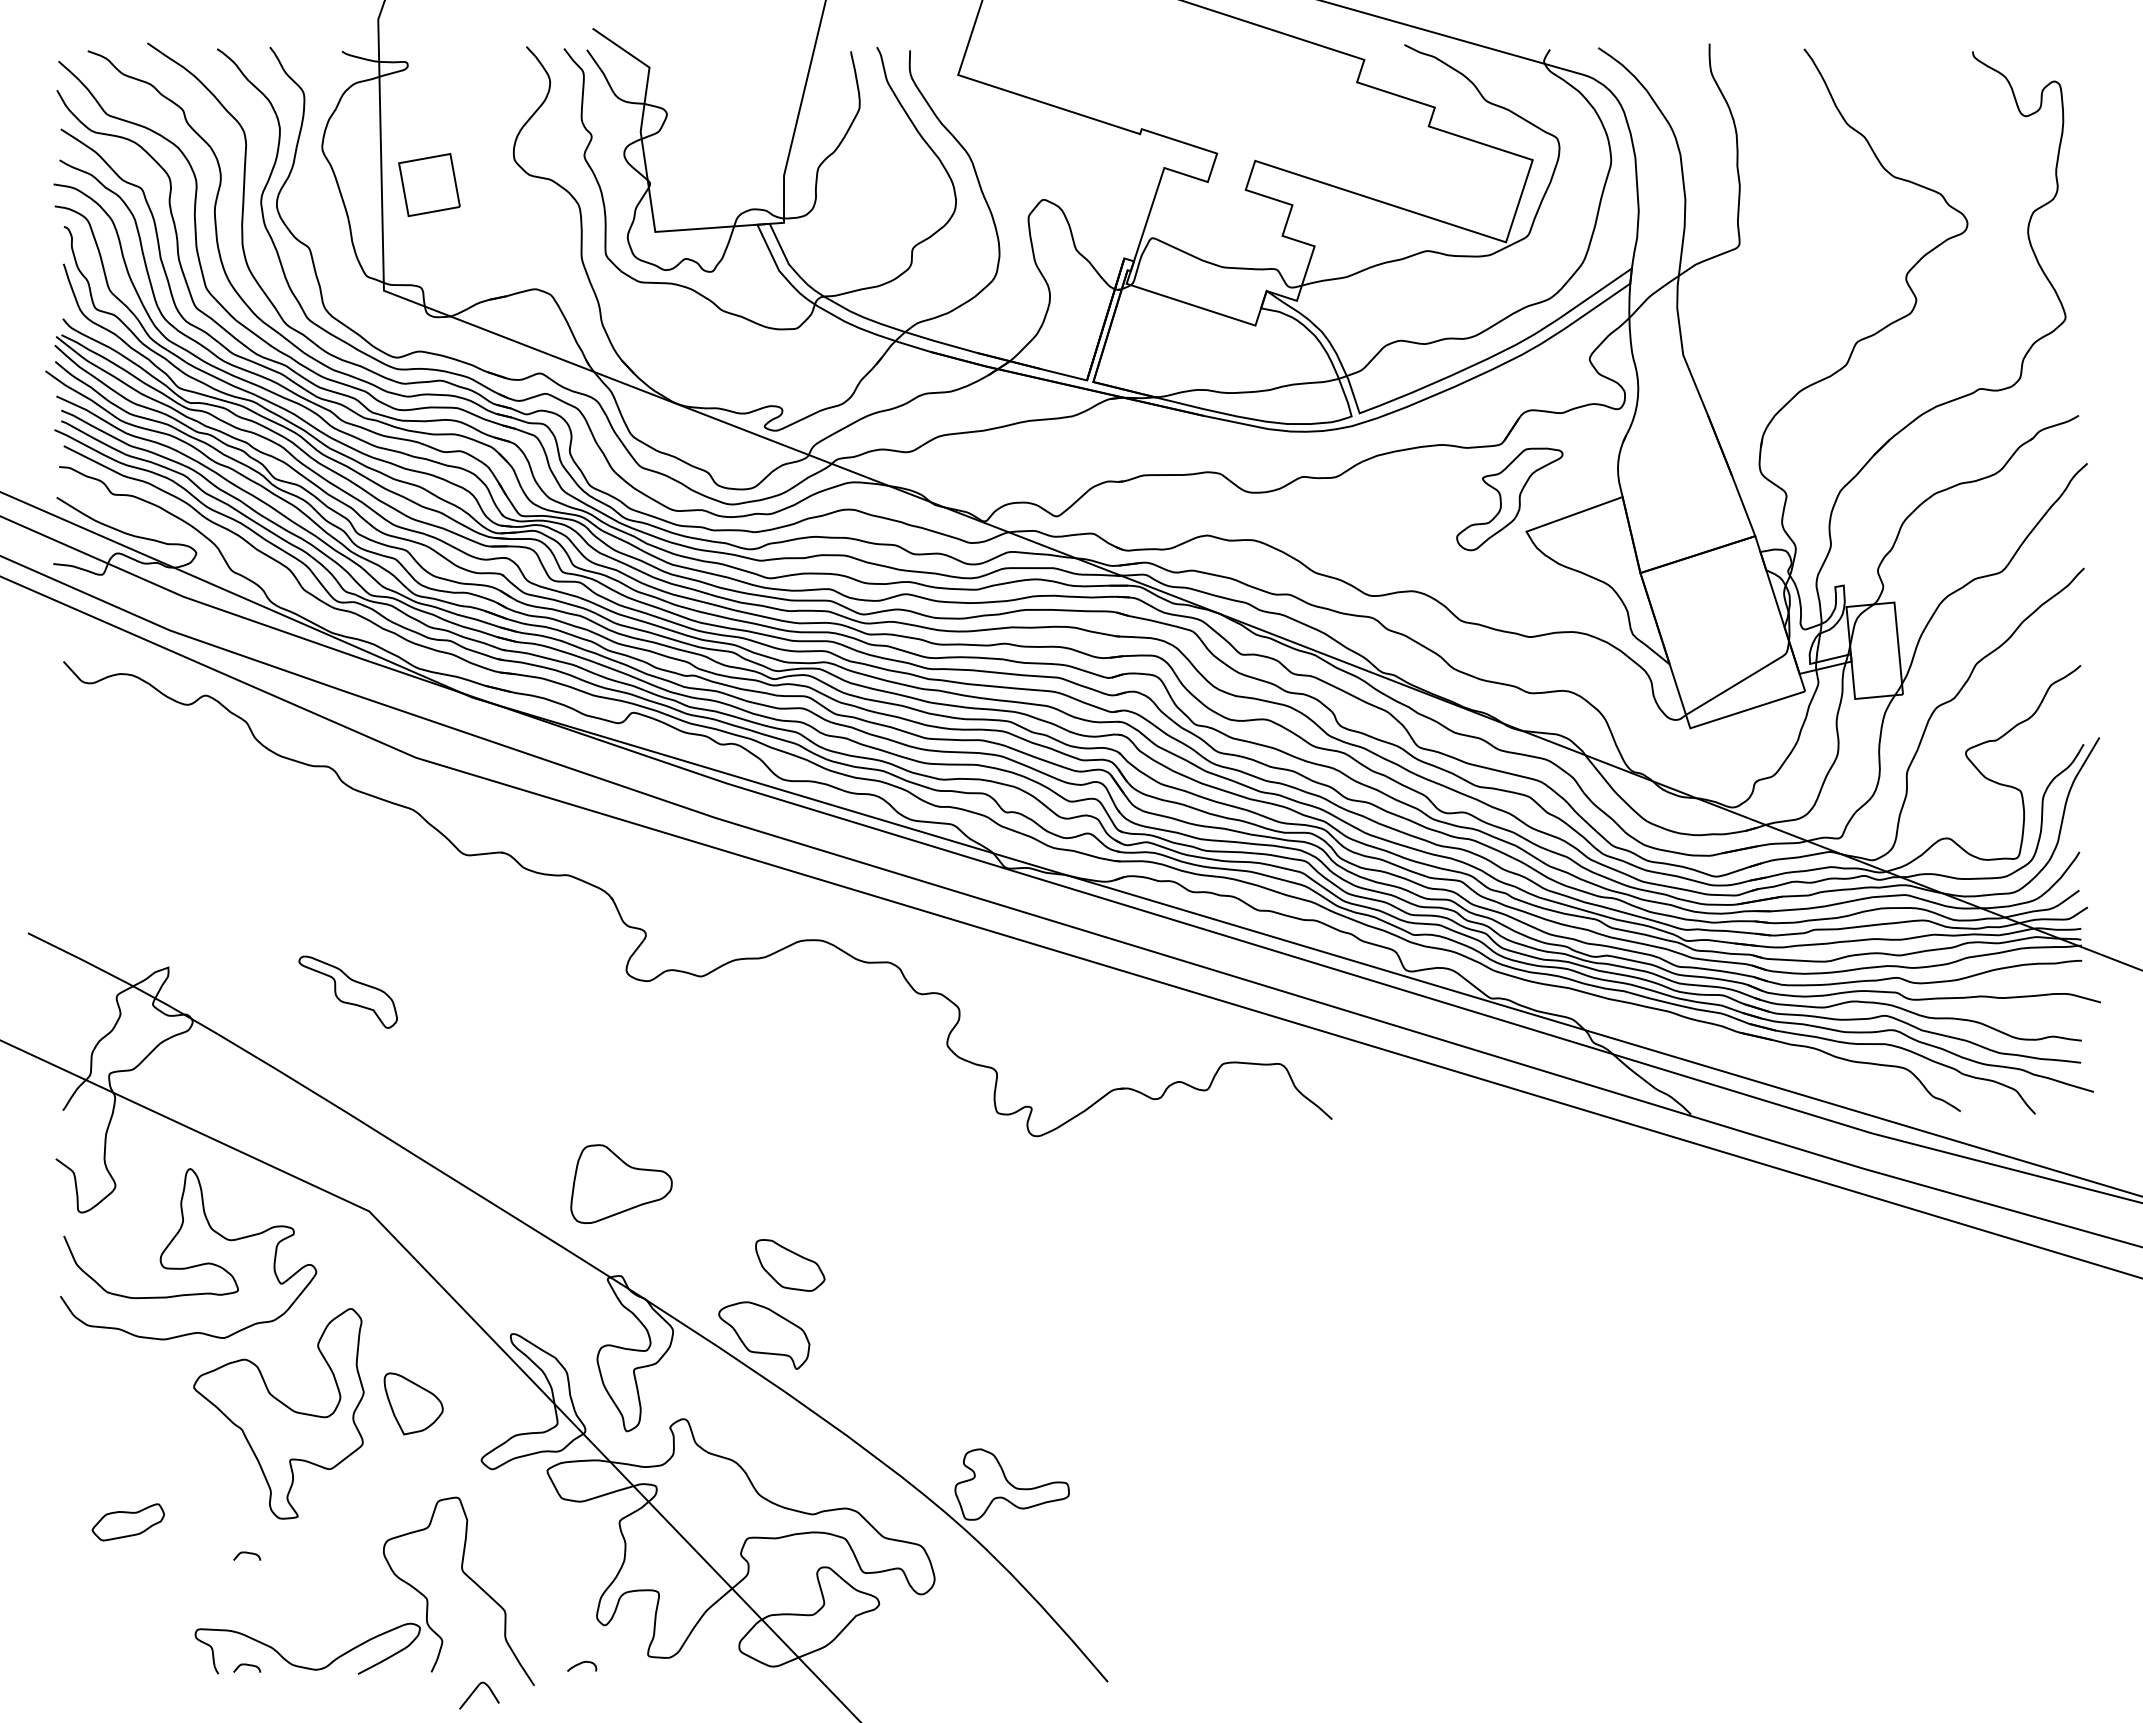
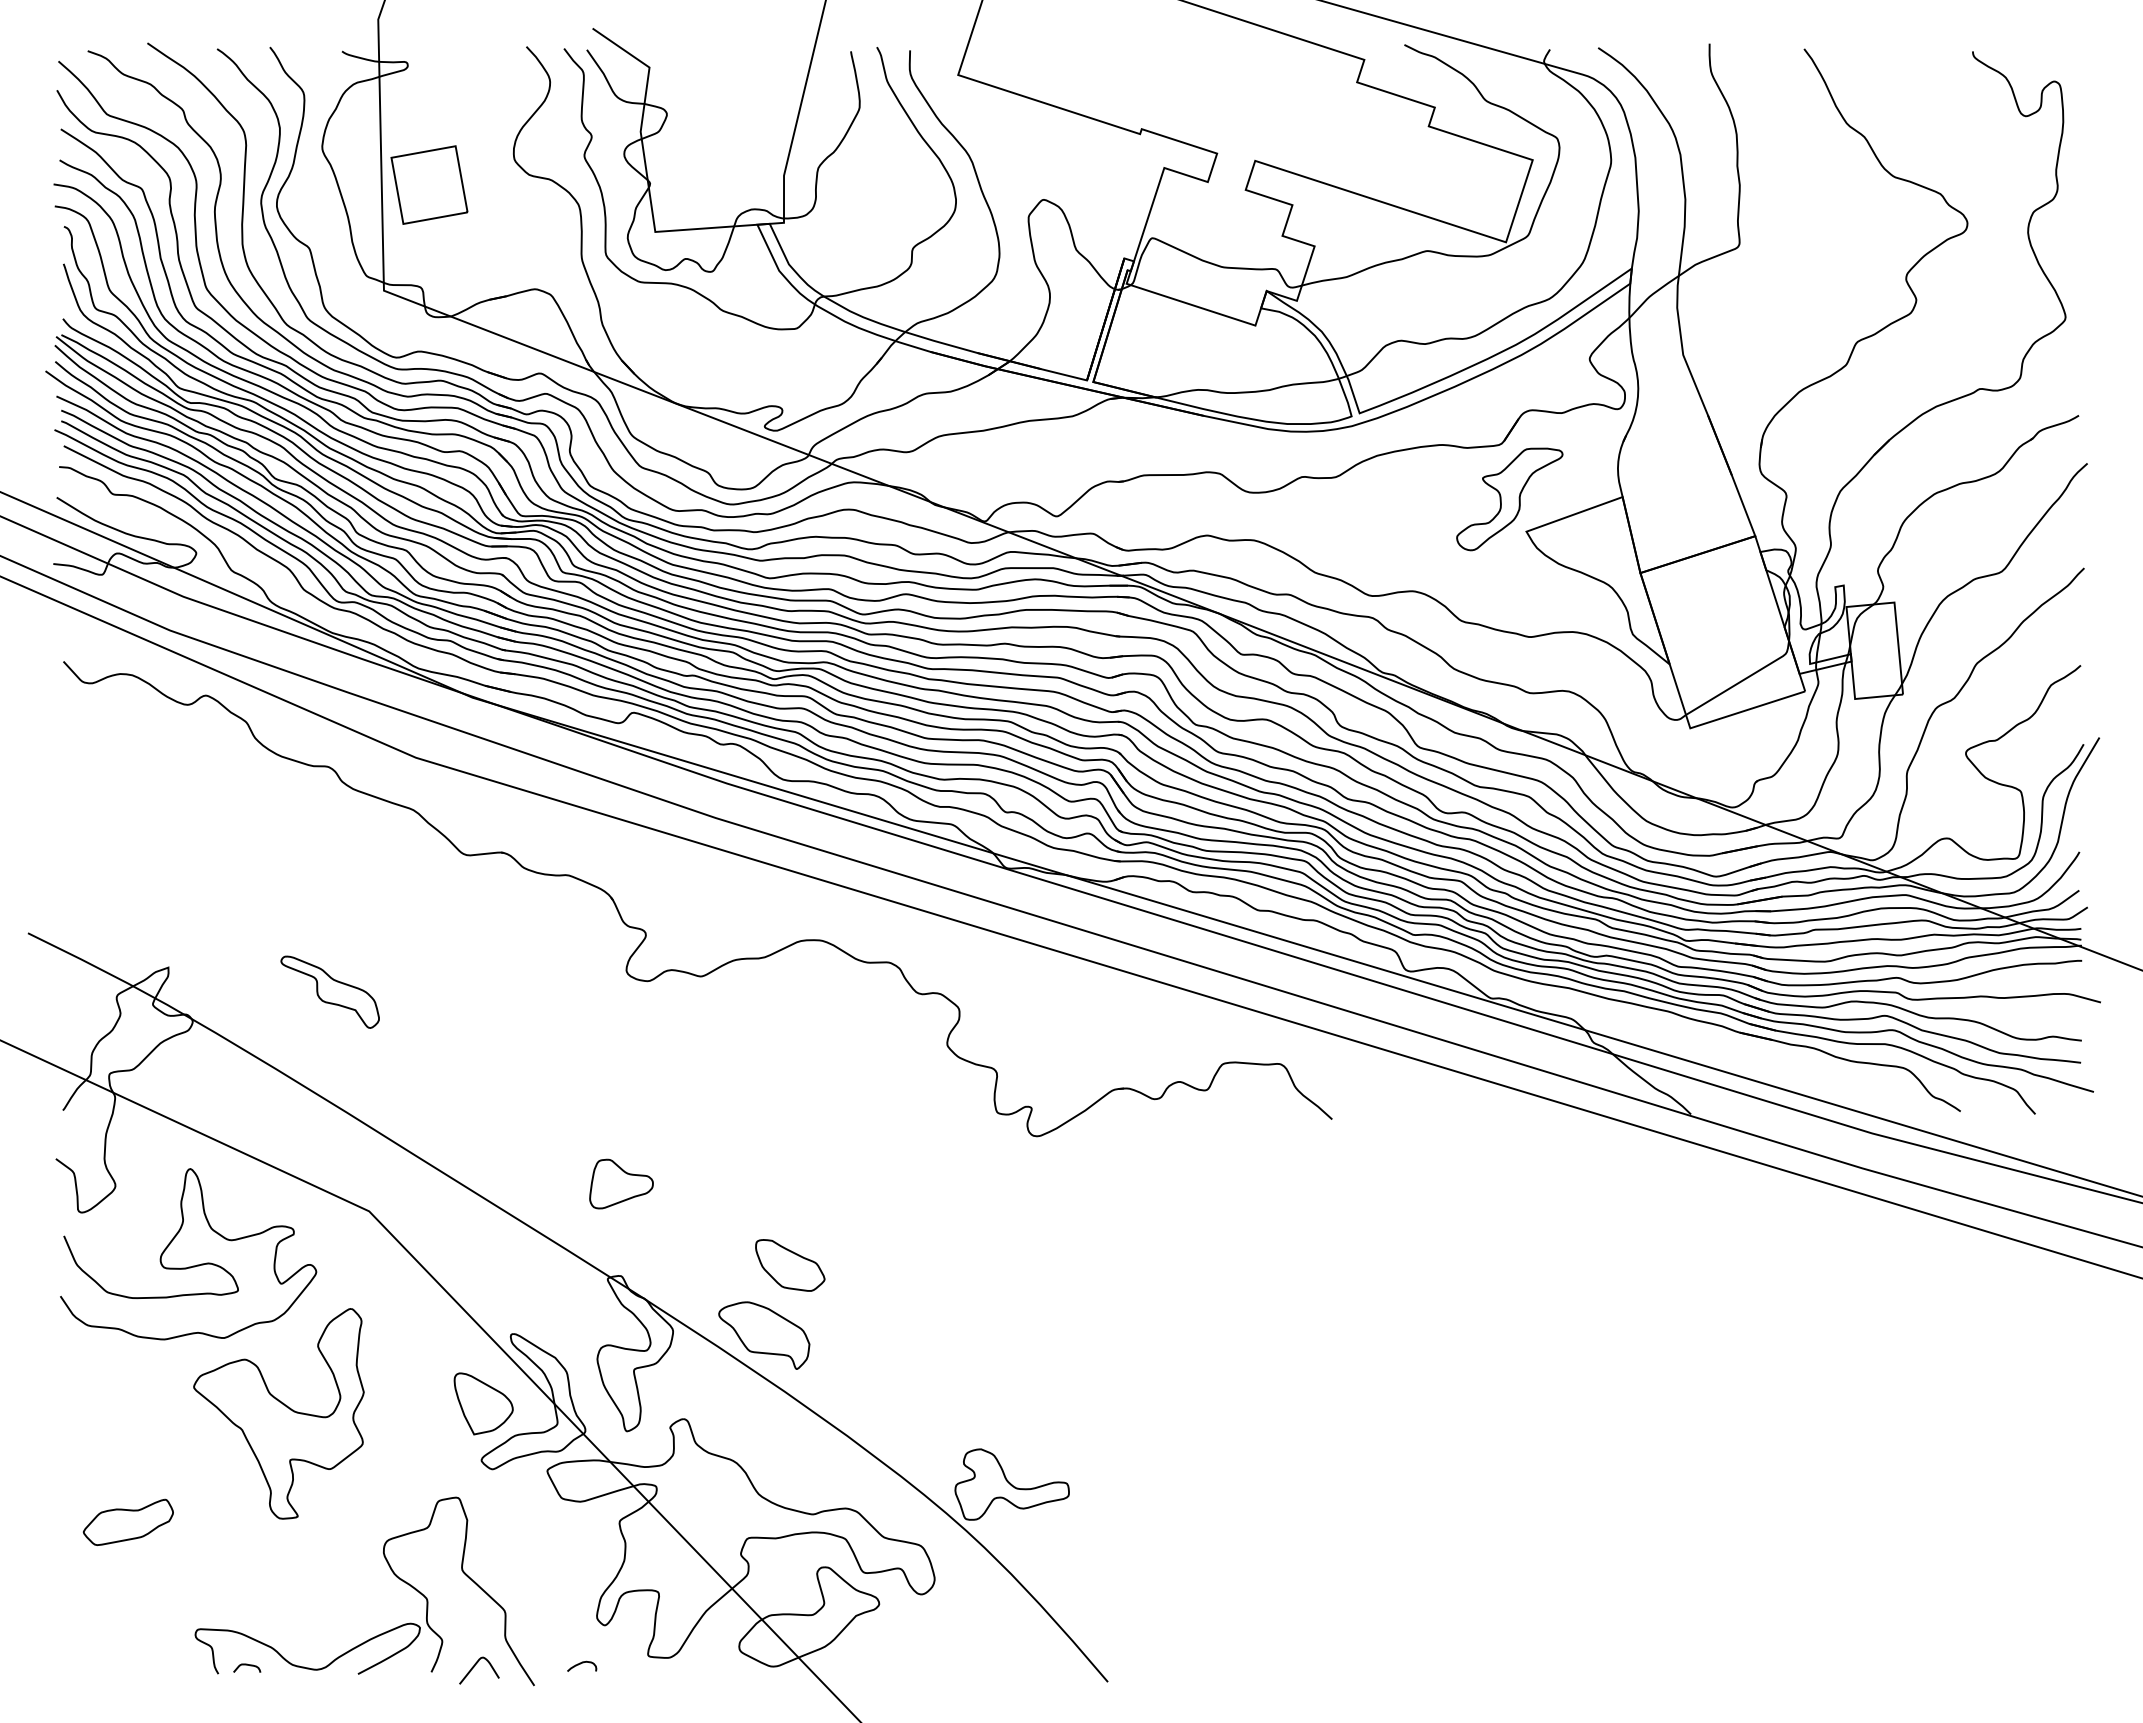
part size: 63x65 px -> 79x80 px (429, 184)
part position: (347, 991) -> (329, 991) (329, 991)
part size: 103x80 px -> 65x52 px (621, 1183)
part position: (413, 1403) -> (483, 1403) (483, 1403)
part size: 74x39 px -> 92x48 px (127, 1521)
curve: present -> none (247, 1553)
curve position: (474, 1692) -> (474, 1667) (474, 1667)
